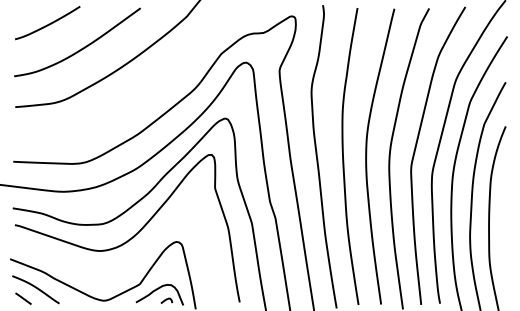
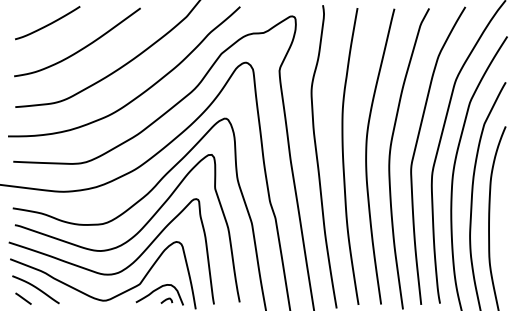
curve: none -> present (140, 93)
curve: none -> present (120, 270)
